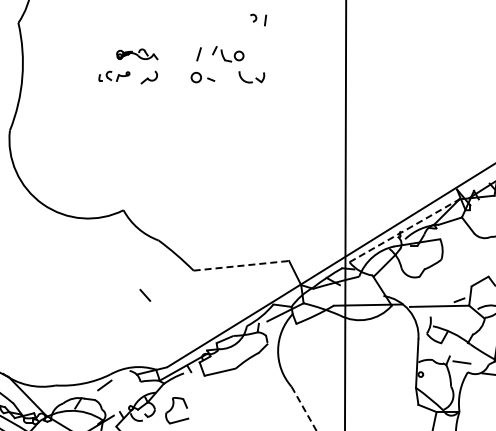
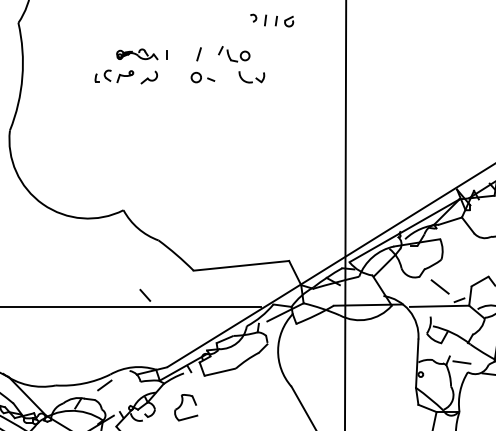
part: none -> present (284, 21)
line: none -> present (166, 54)
part position: (228, 54) -> (234, 54) (234, 54)
part size: 33x12 px -> 41x15 px (114, 76)
line: dashed -> solid (404, 230)
line: dashed -> solid (241, 265)
line: none -> present (439, 286)
line: none -> present (131, 306)
line: dashed -> solid (304, 409)
part position: (177, 410) -> (186, 407) (186, 407)
